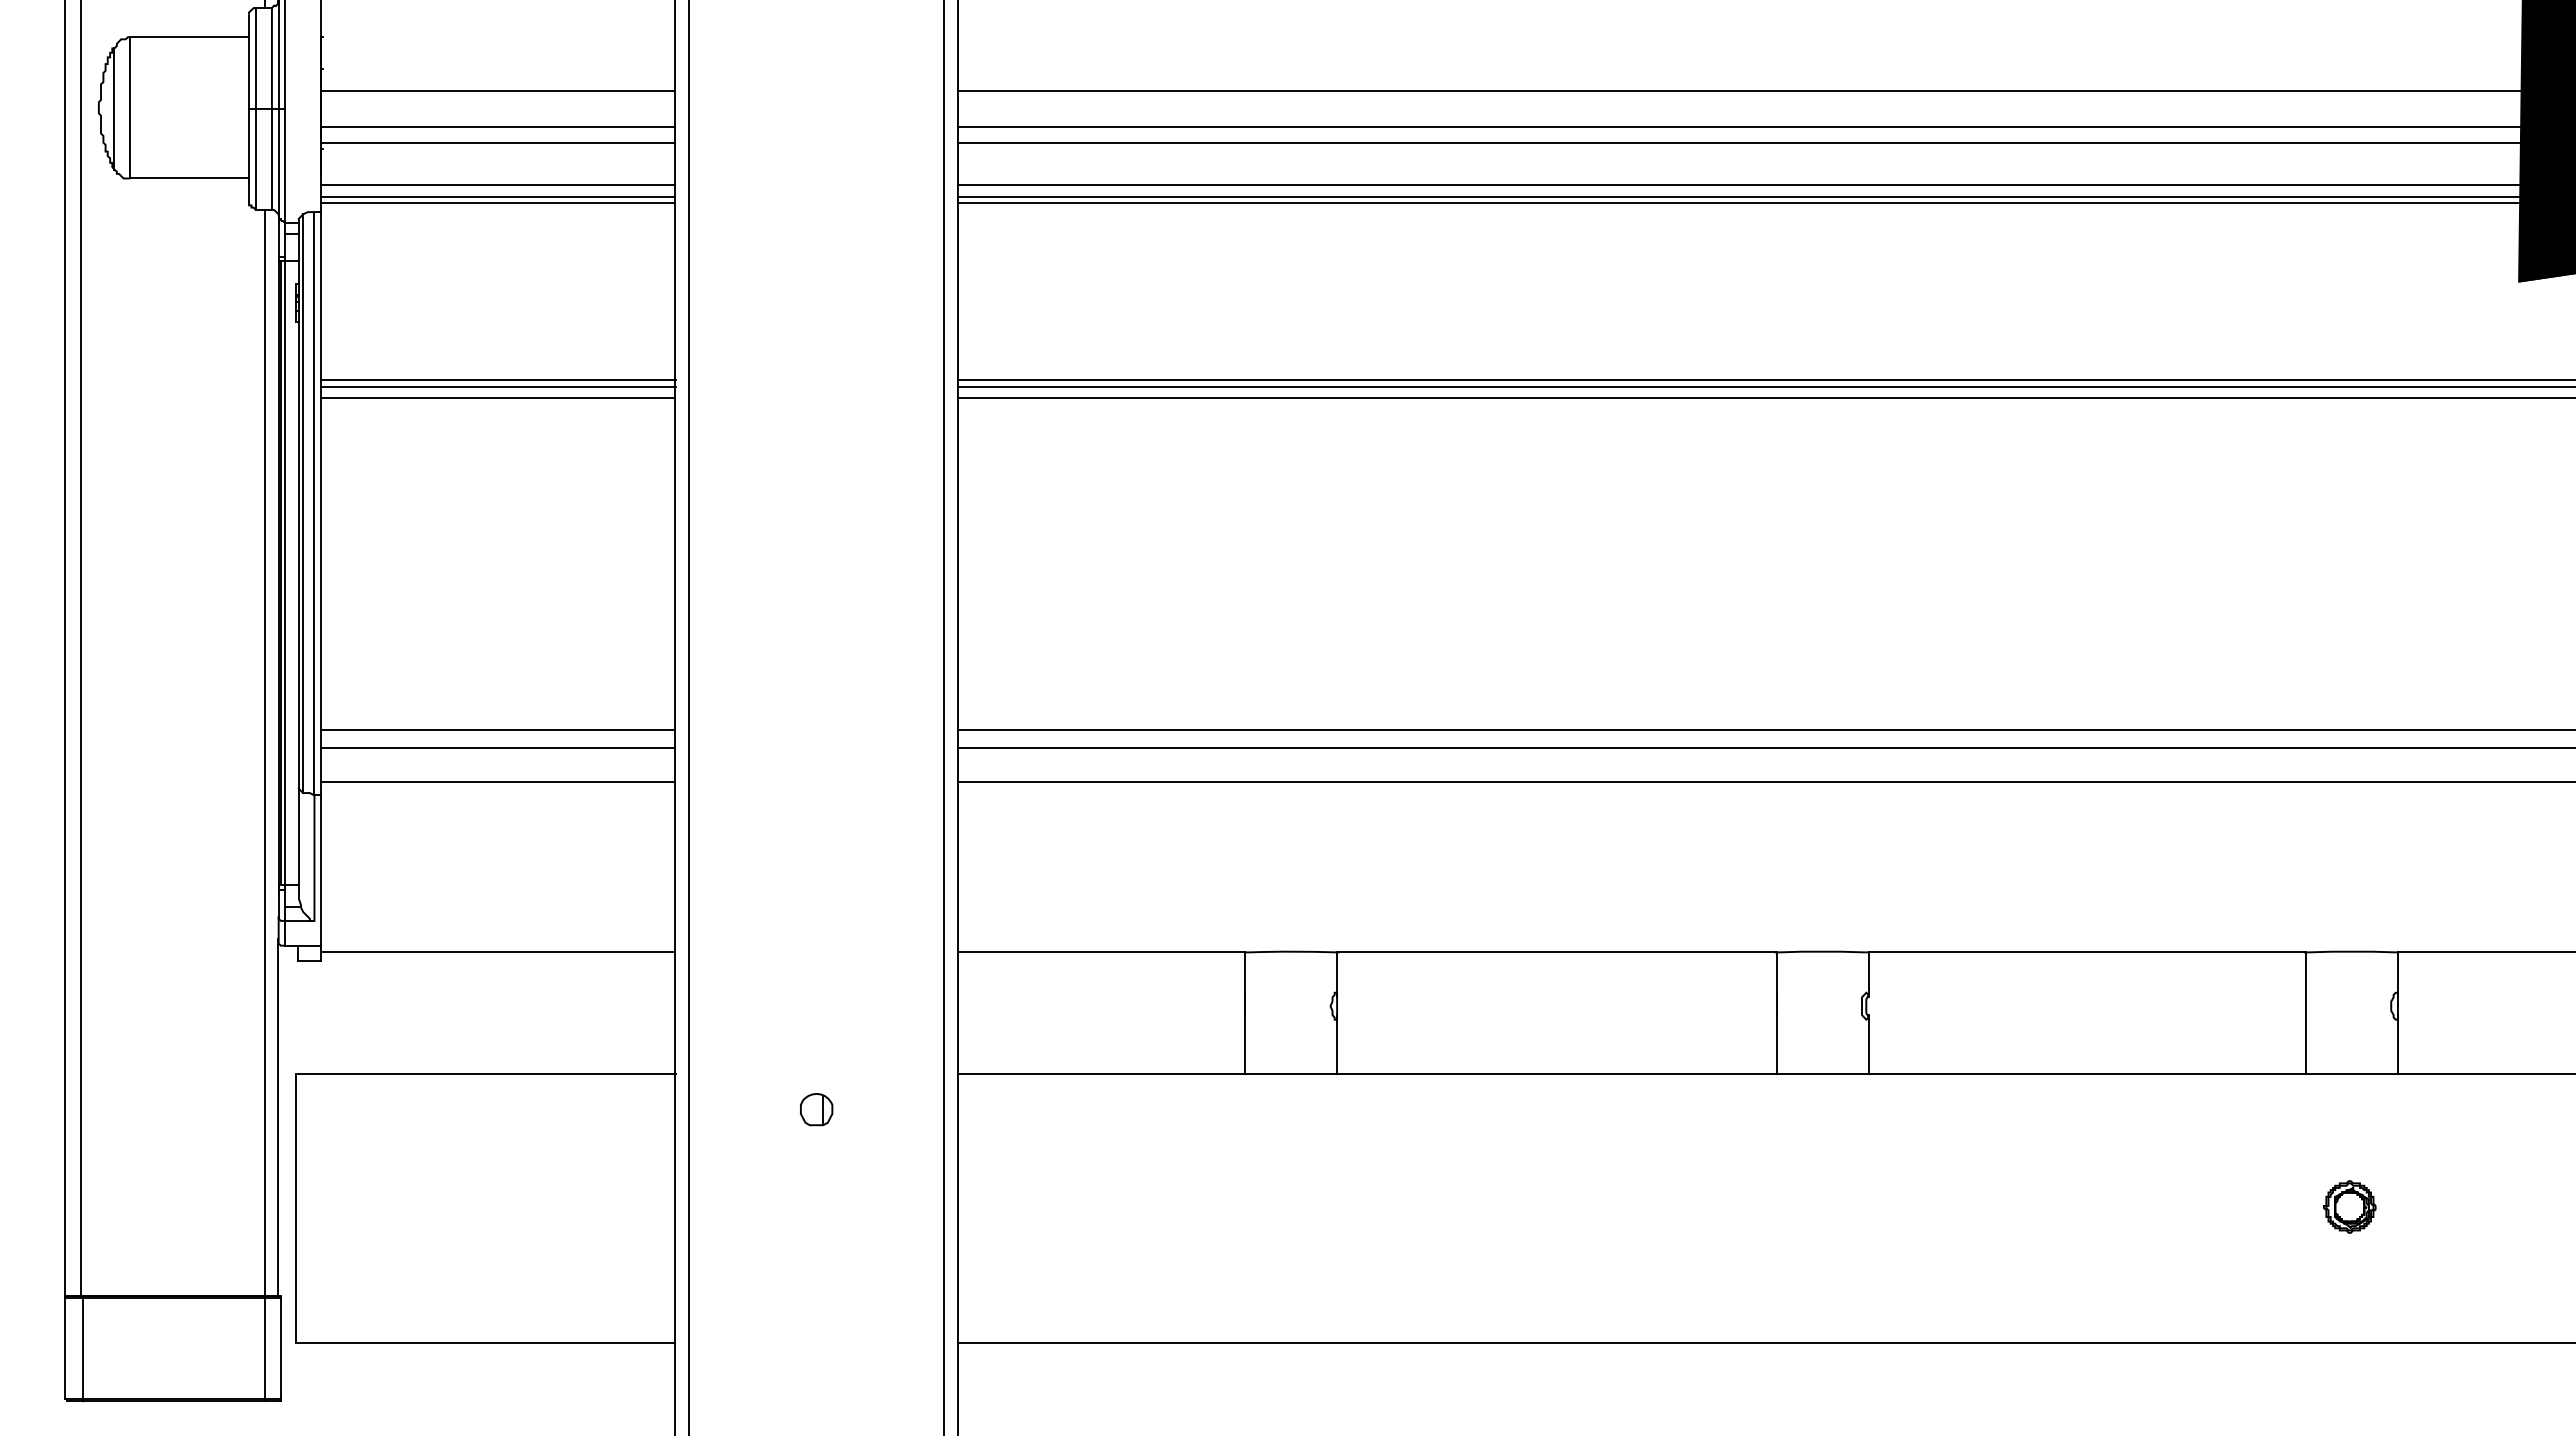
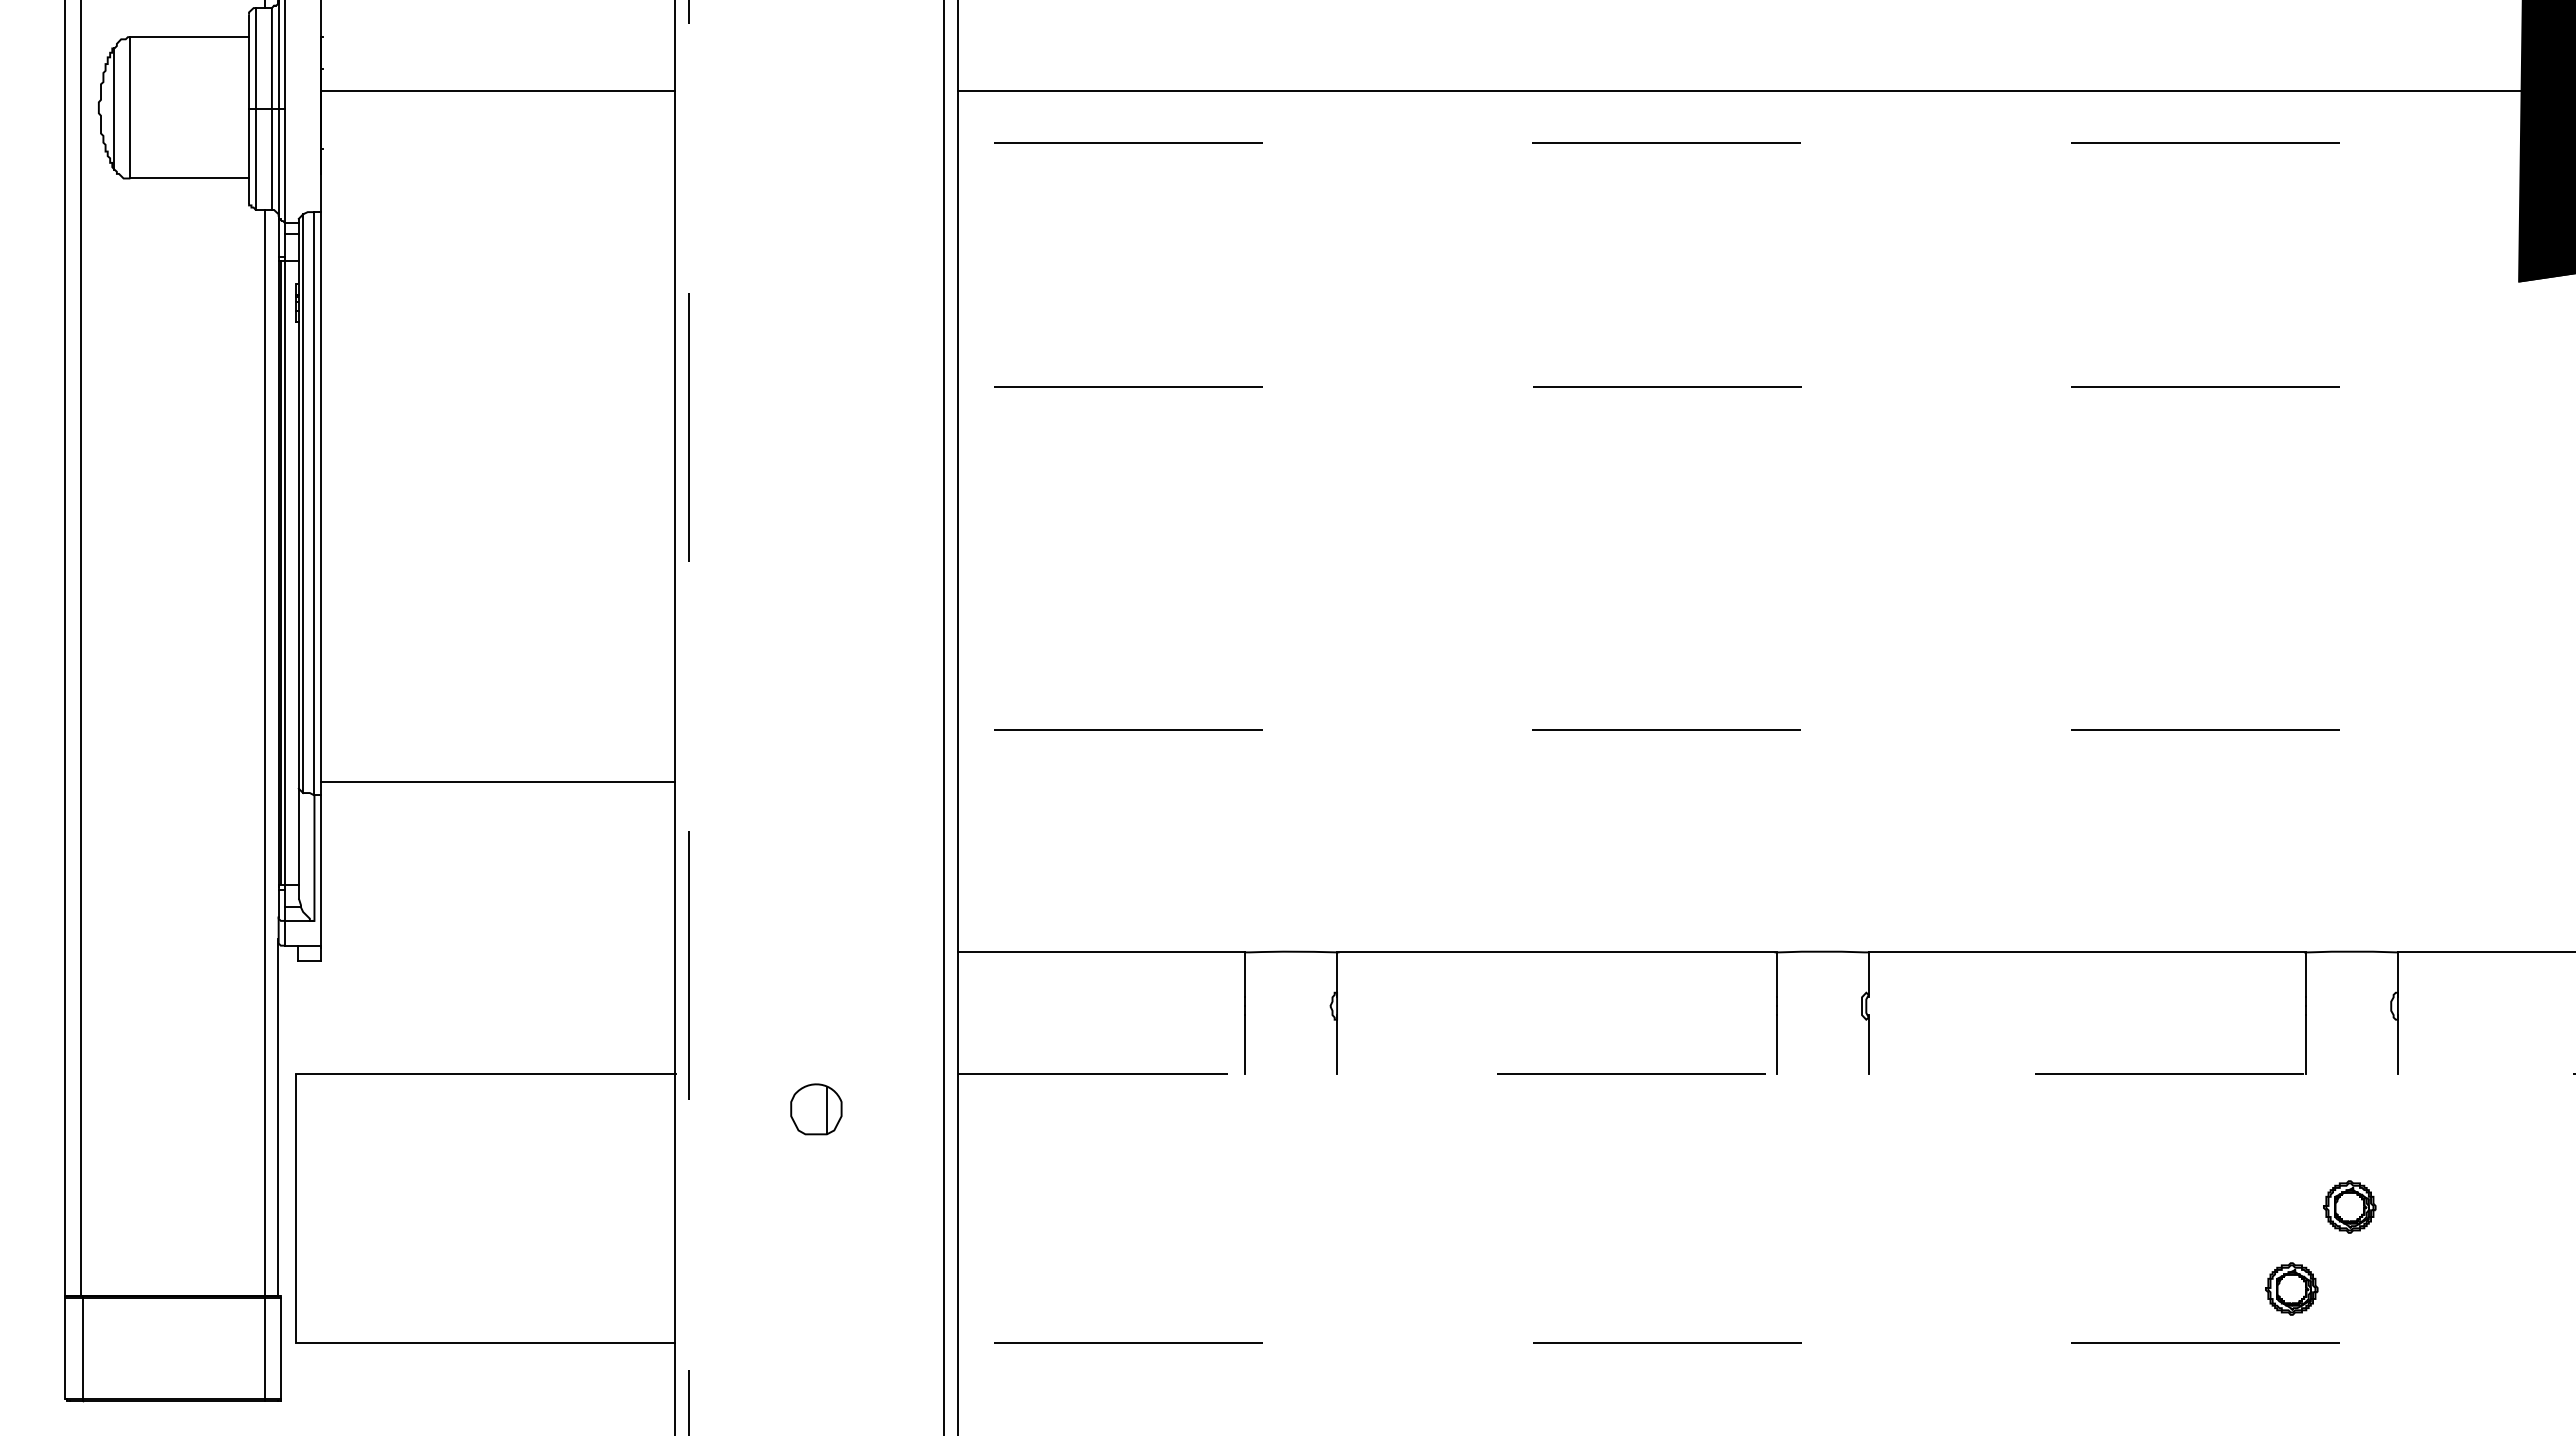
line: present -> none (497, 126)
line: present -> none (1764, 126)
line: present -> none (497, 142)
line: solid -> dashed (1765, 142)
line: present -> none (497, 185)
line: present -> none (1764, 185)
line: present -> none (498, 196)
line: present -> none (1765, 196)
line: present -> none (498, 203)
line: present -> none (1765, 203)
line: present -> none (498, 380)
line: present -> none (1765, 380)
line: present -> none (498, 387)
line: solid -> dashed (1766, 387)
line: present -> none (497, 398)
line: present -> none (1765, 398)
line: solid -> dashed (688, 718)
line: present -> none (497, 730)
line: solid -> dashed (1765, 730)
line: present -> none (497, 748)
line: present -> none (1765, 748)
line: present -> none (1765, 781)
line: present -> none (497, 952)
line: solid -> dashed (1767, 1073)
part size: 34x34 px -> 53x53 px (816, 1109)
part: none -> present (2291, 1288)
line: solid -> dashed (1766, 1342)
